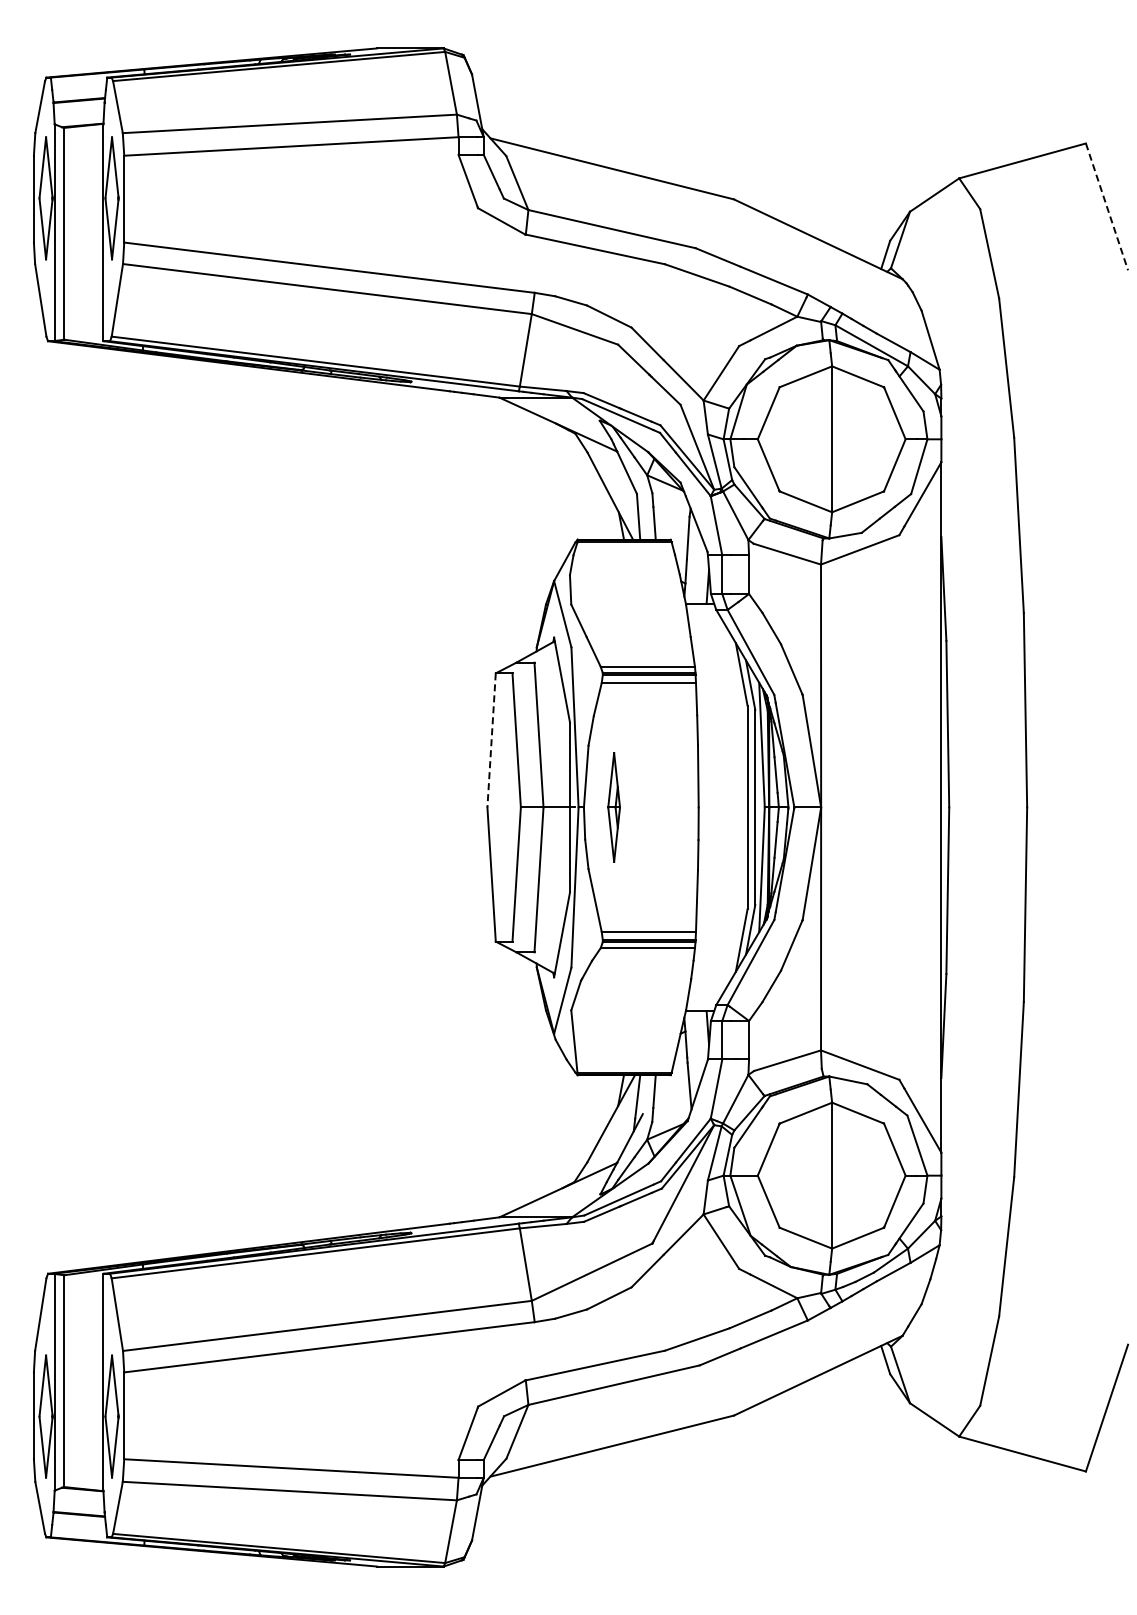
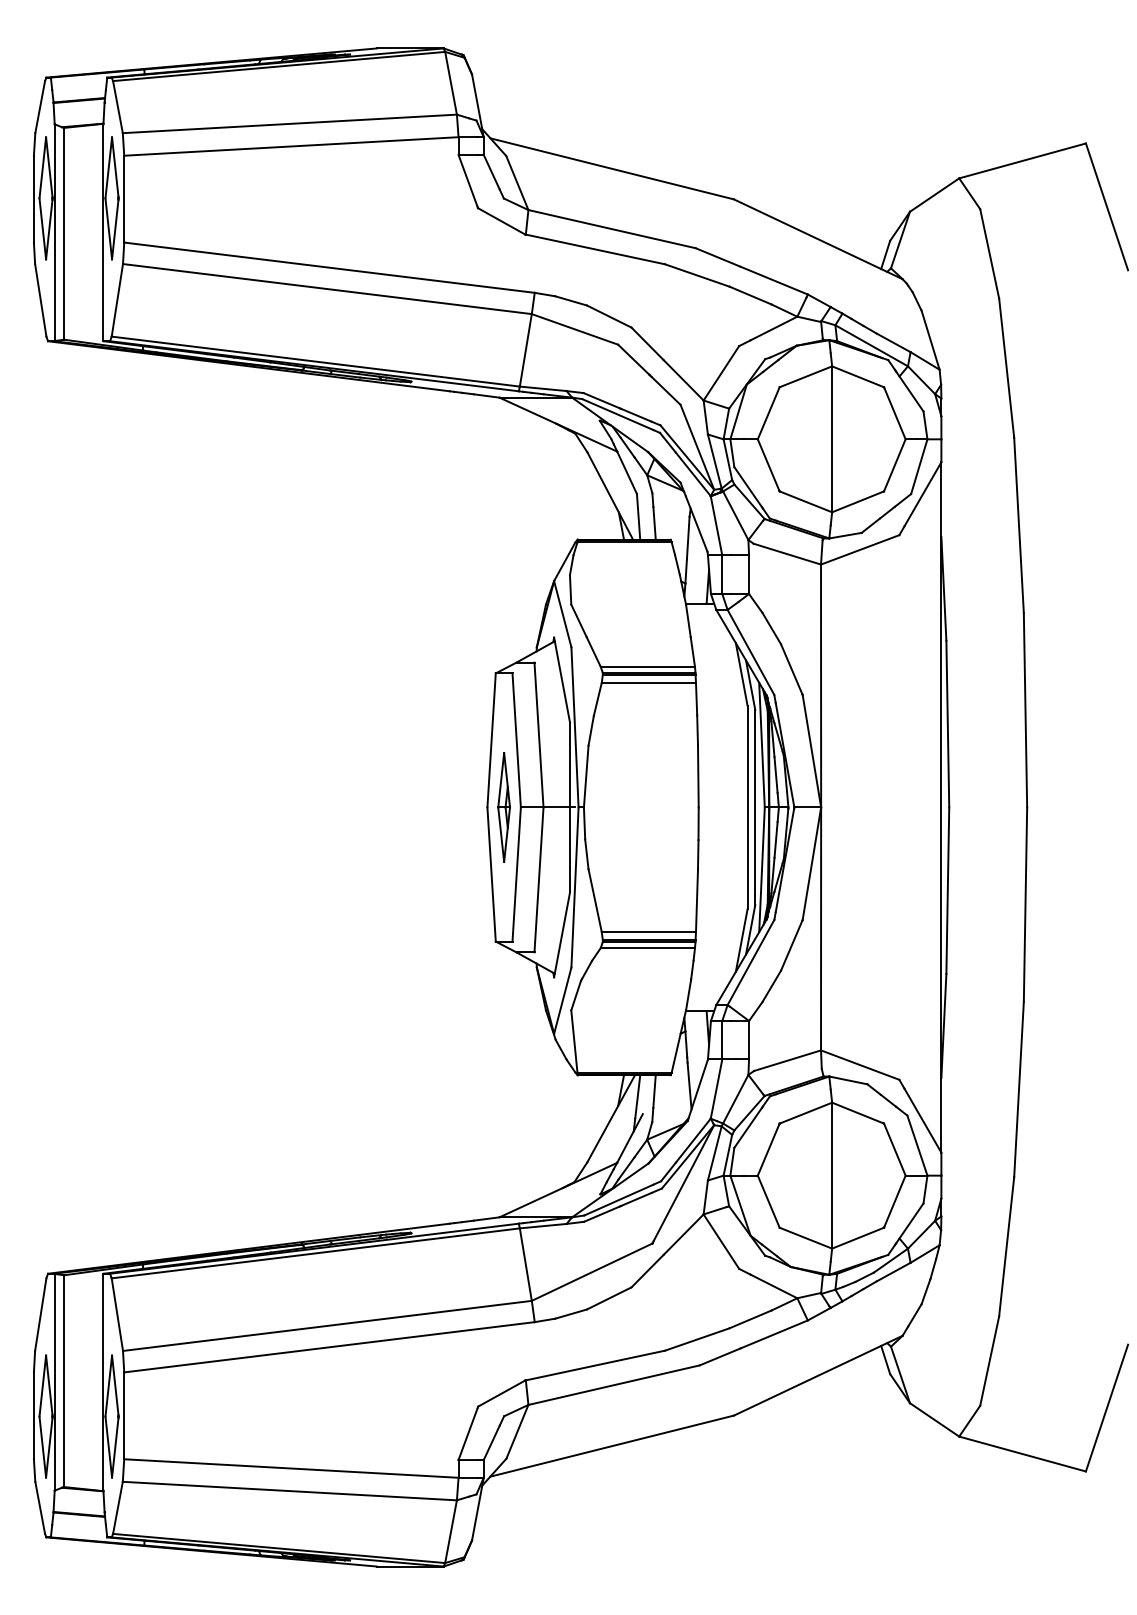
line: dashed -> solid (1107, 206)
line: dashed -> solid (491, 740)
part position: (613, 807) -> (503, 807) (503, 807)
